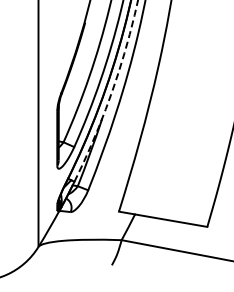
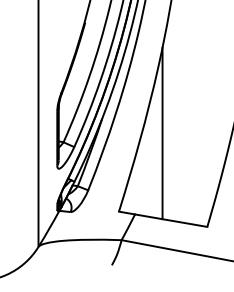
arc: dashed -> solid (111, 92)
line: none -> present (162, 133)
